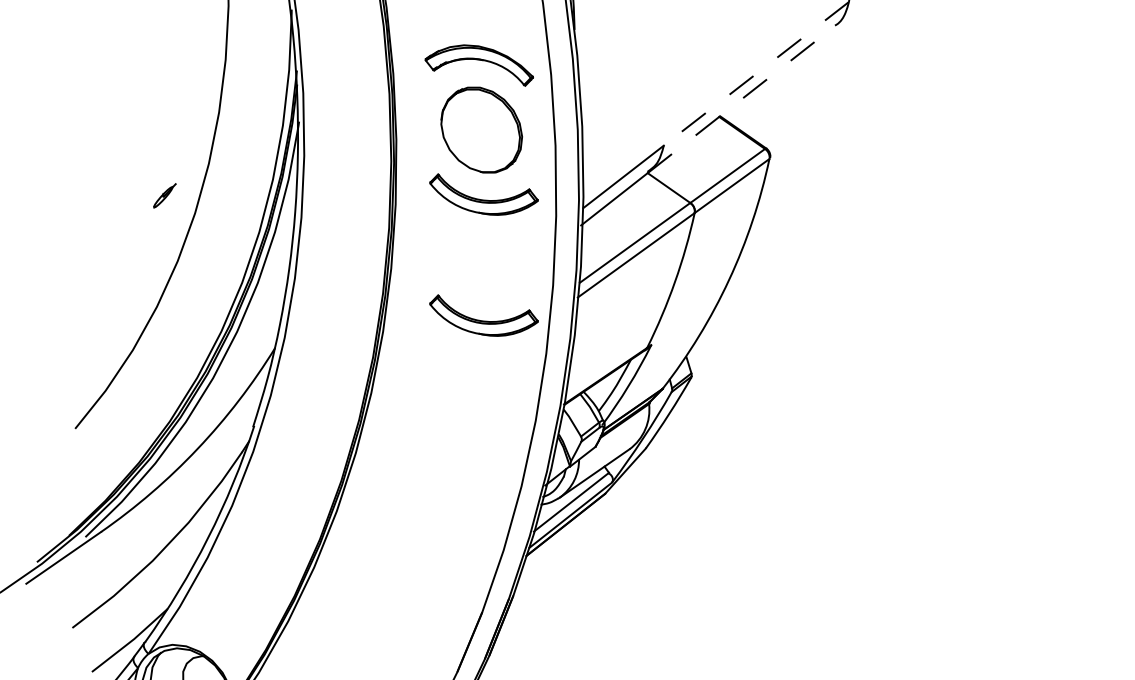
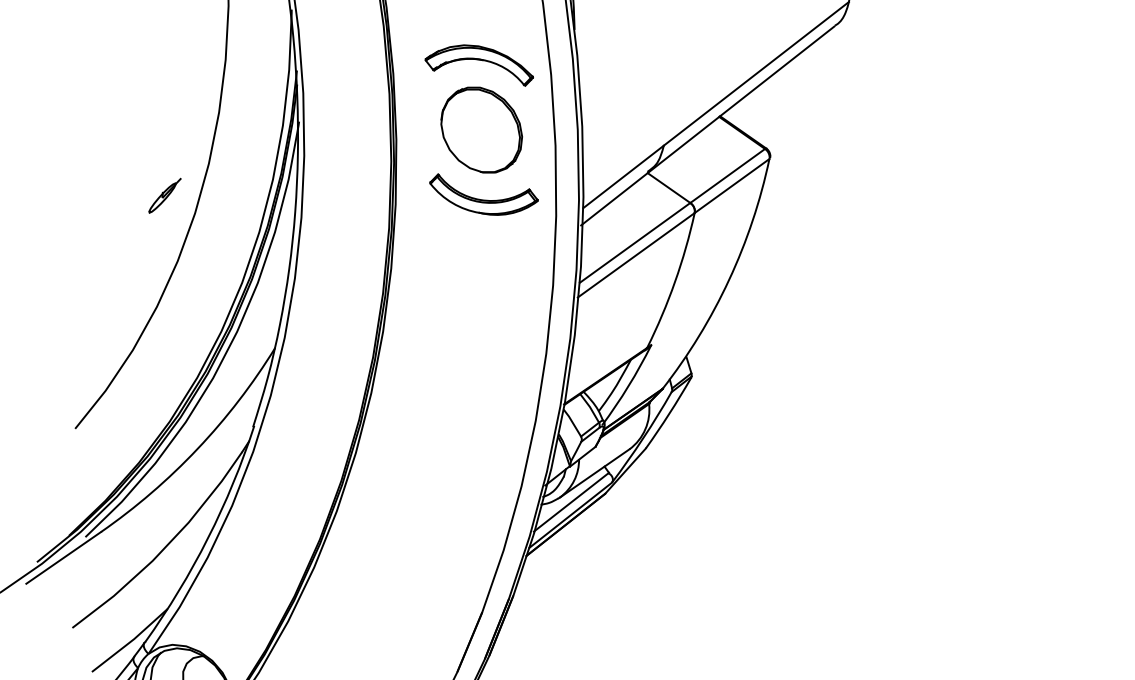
line: dashed -> solid (756, 74)
line: dashed -> solid (741, 99)
part size: 24x26 px -> 34x37 px (164, 195)
part: present -> none (483, 315)
